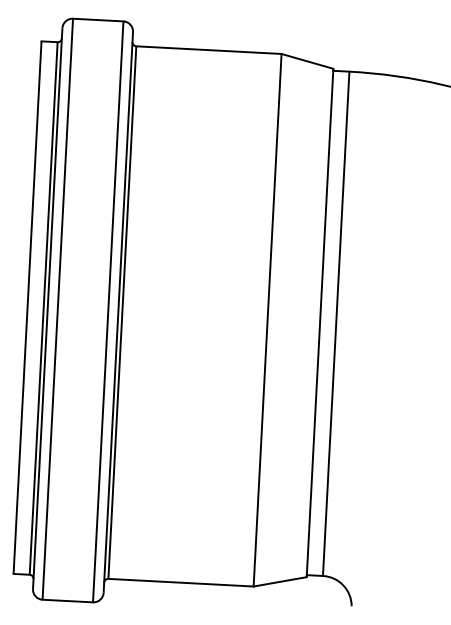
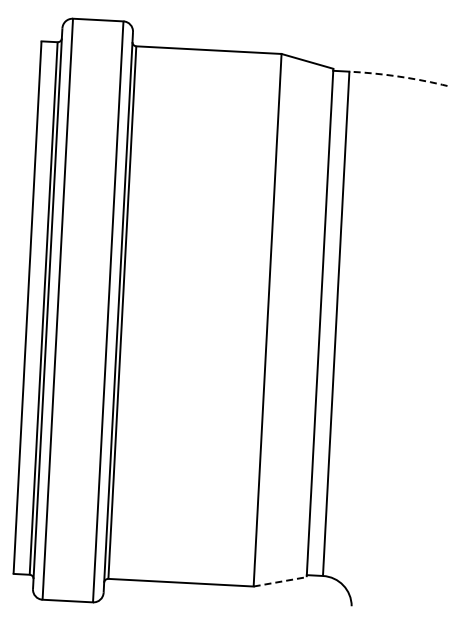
arc: solid -> dashed (400, 76)
line: solid -> dashed (280, 581)
